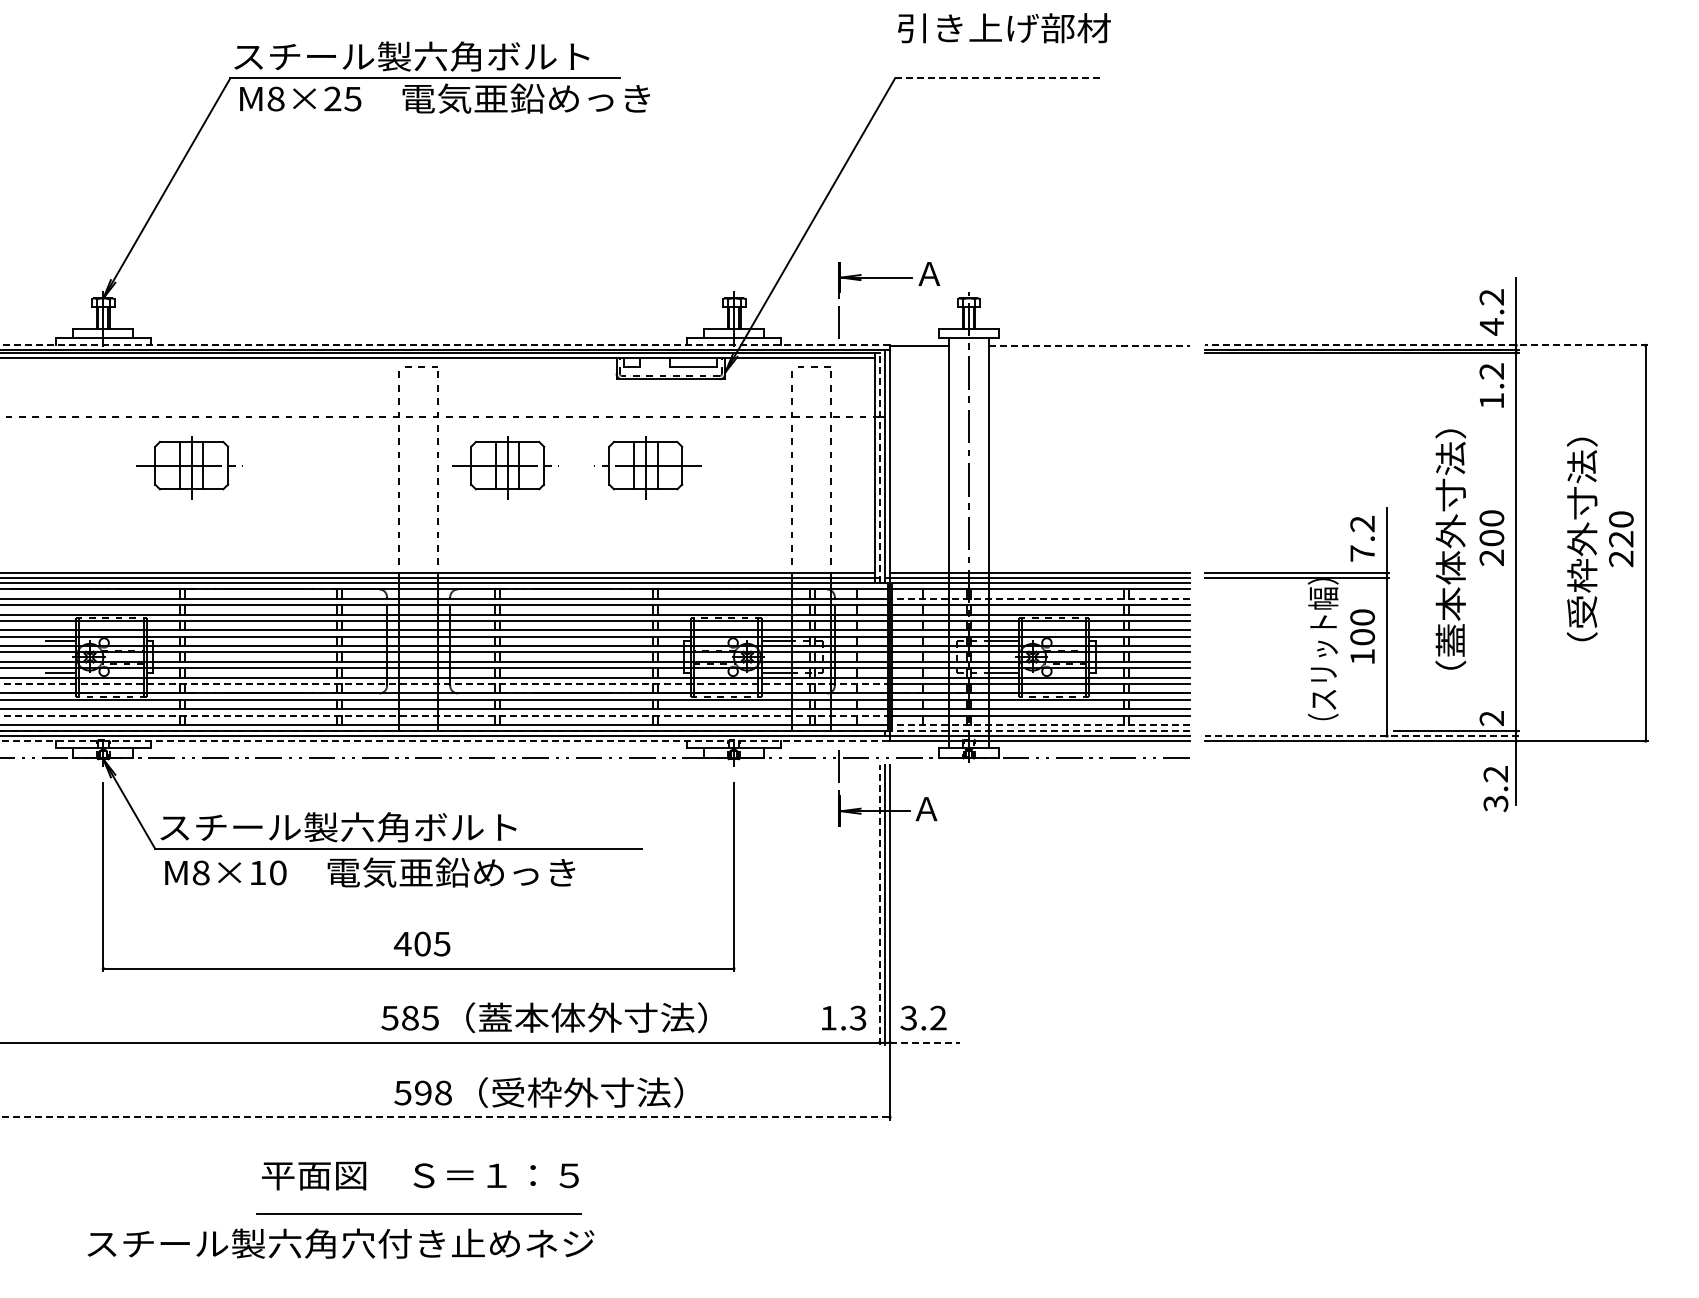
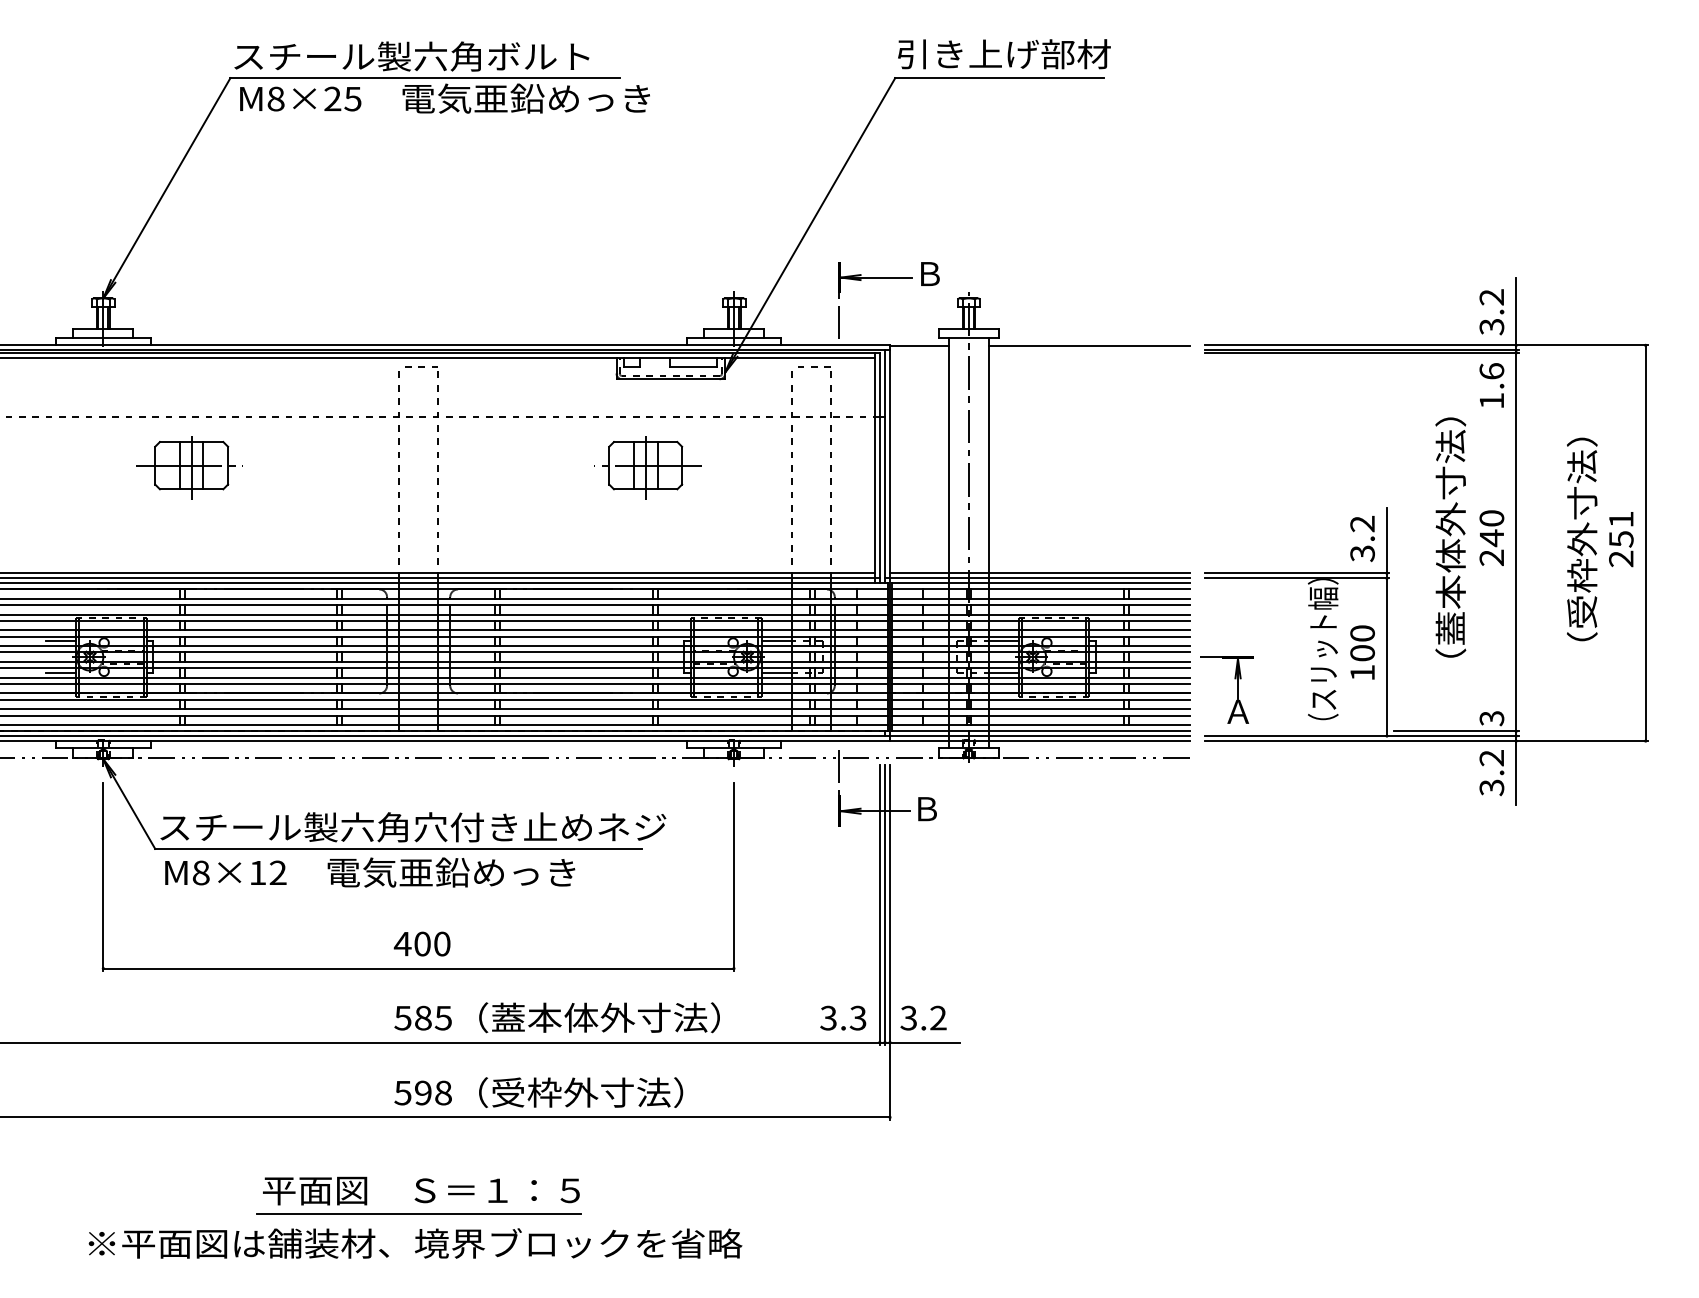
text position: (1004, 28) -> (1004, 54) (1004, 54)
line: dashed -> solid (1000, 78)
text: Ａ -> Ｂ (929, 274)
text: 4.2 -> 3.2 (1491, 326)
line: dashed -> solid (445, 345)
line: dashed -> solid (1426, 345)
line: dashed -> solid (1089, 346)
text: 1.2 -> 1.6 (1491, 371)
part: present -> none (505, 467)
line: dashed -> solid (879, 467)
text: 220 -> 251 (1621, 529)
text: 200 -> 240 (1491, 538)
text position: (1450, 549) -> (1450, 537) (1450, 537)
text: 7.2 -> 3.2 (1362, 553)
line: dashed -> solid (1040, 598)
text position: (1362, 636) -> (1362, 652) (1362, 652)
line: dashed -> solid (444, 684)
part: none -> present (1237, 689)
line: dashed -> solid (444, 715)
text: 2 -> 3 (1492, 718)
line: dashed -> solid (1040, 725)
line: dashed -> solid (1040, 731)
line: dashed -> solid (1361, 736)
line: dashed -> solid (445, 741)
text position: (1495, 789) -> (1491, 773) (1491, 773)
text: Ａ -> Ｂ (926, 809)
text: スチール製六角ボルト -> スチール製六角穴付き止めネジ (540, 827)
text: M8×10 -> M8×12 (277, 872)
line: dashed -> solid (879, 904)
text: 405 -> 400 (441, 943)
text position: (543, 1017) -> (556, 1017) (556, 1017)
text: 1.3 -> 3.3 (828, 1017)
line: dashed -> solid (925, 1042)
line: dashed -> solid (445, 1117)
text position: (420, 1175) -> (421, 1190) (421, 1190)
text: スチール製六角穴付き止めネジ -> ※平面図は舗装材、境界ブロックを省略 (414, 1243)
